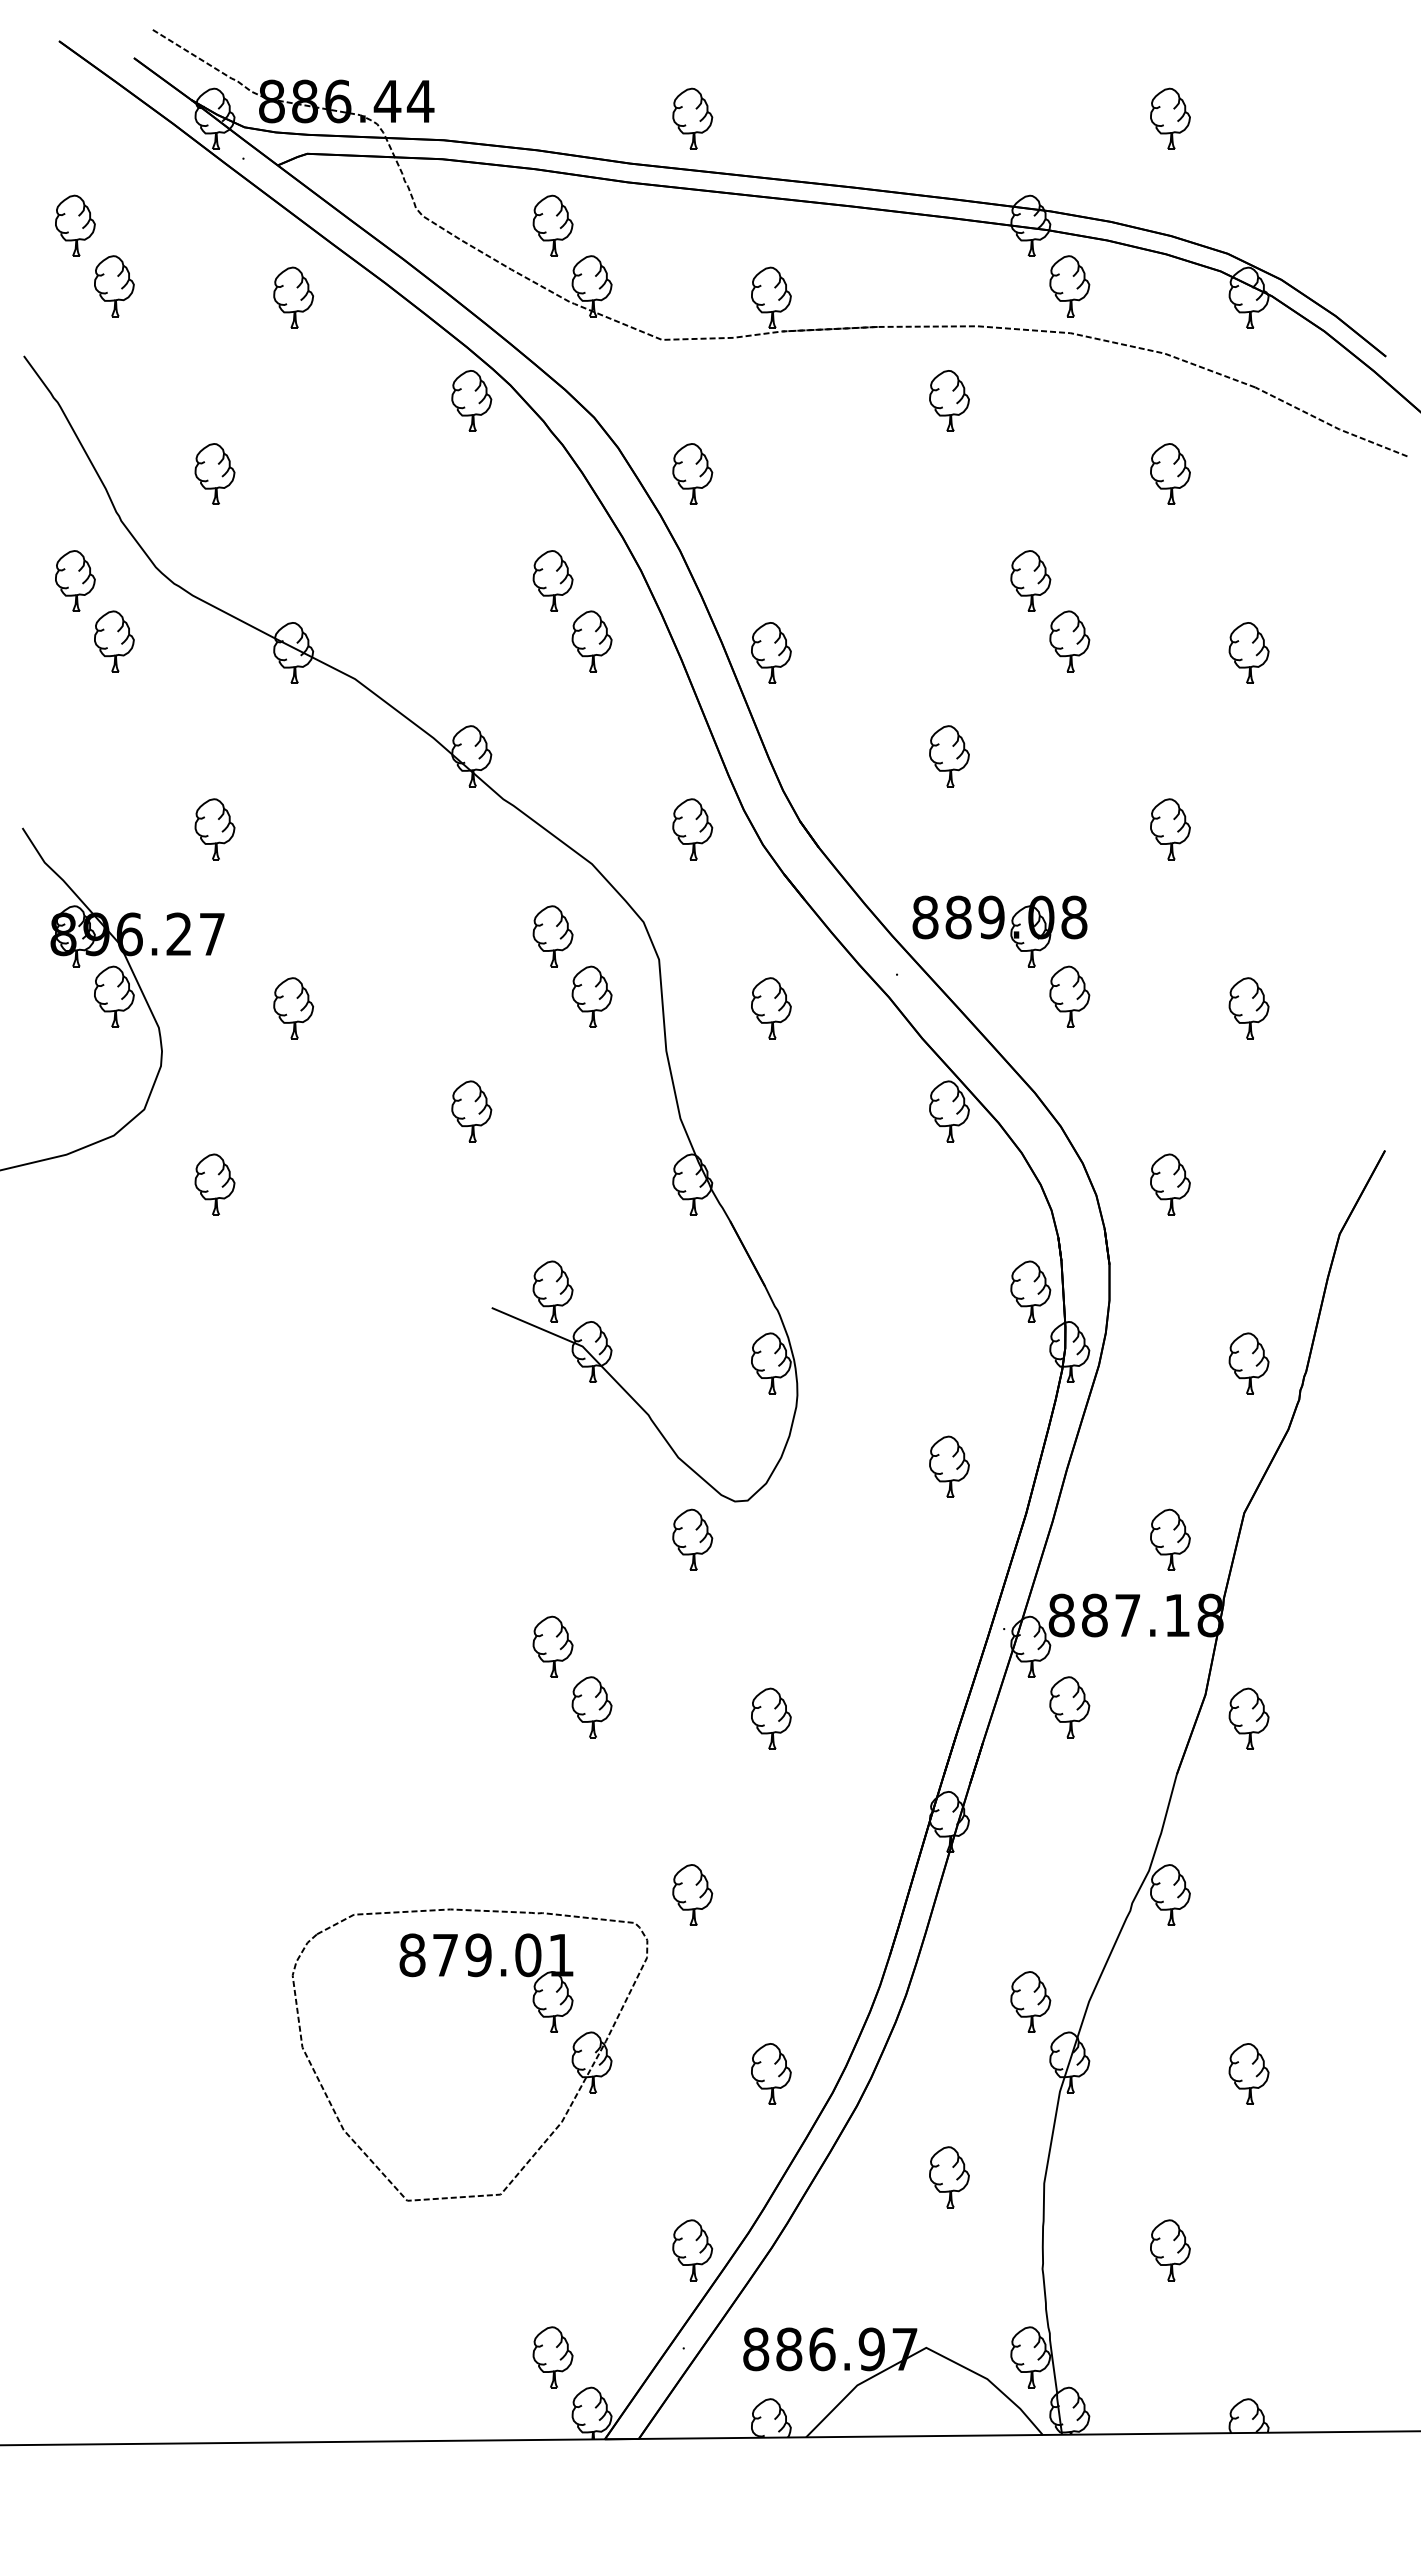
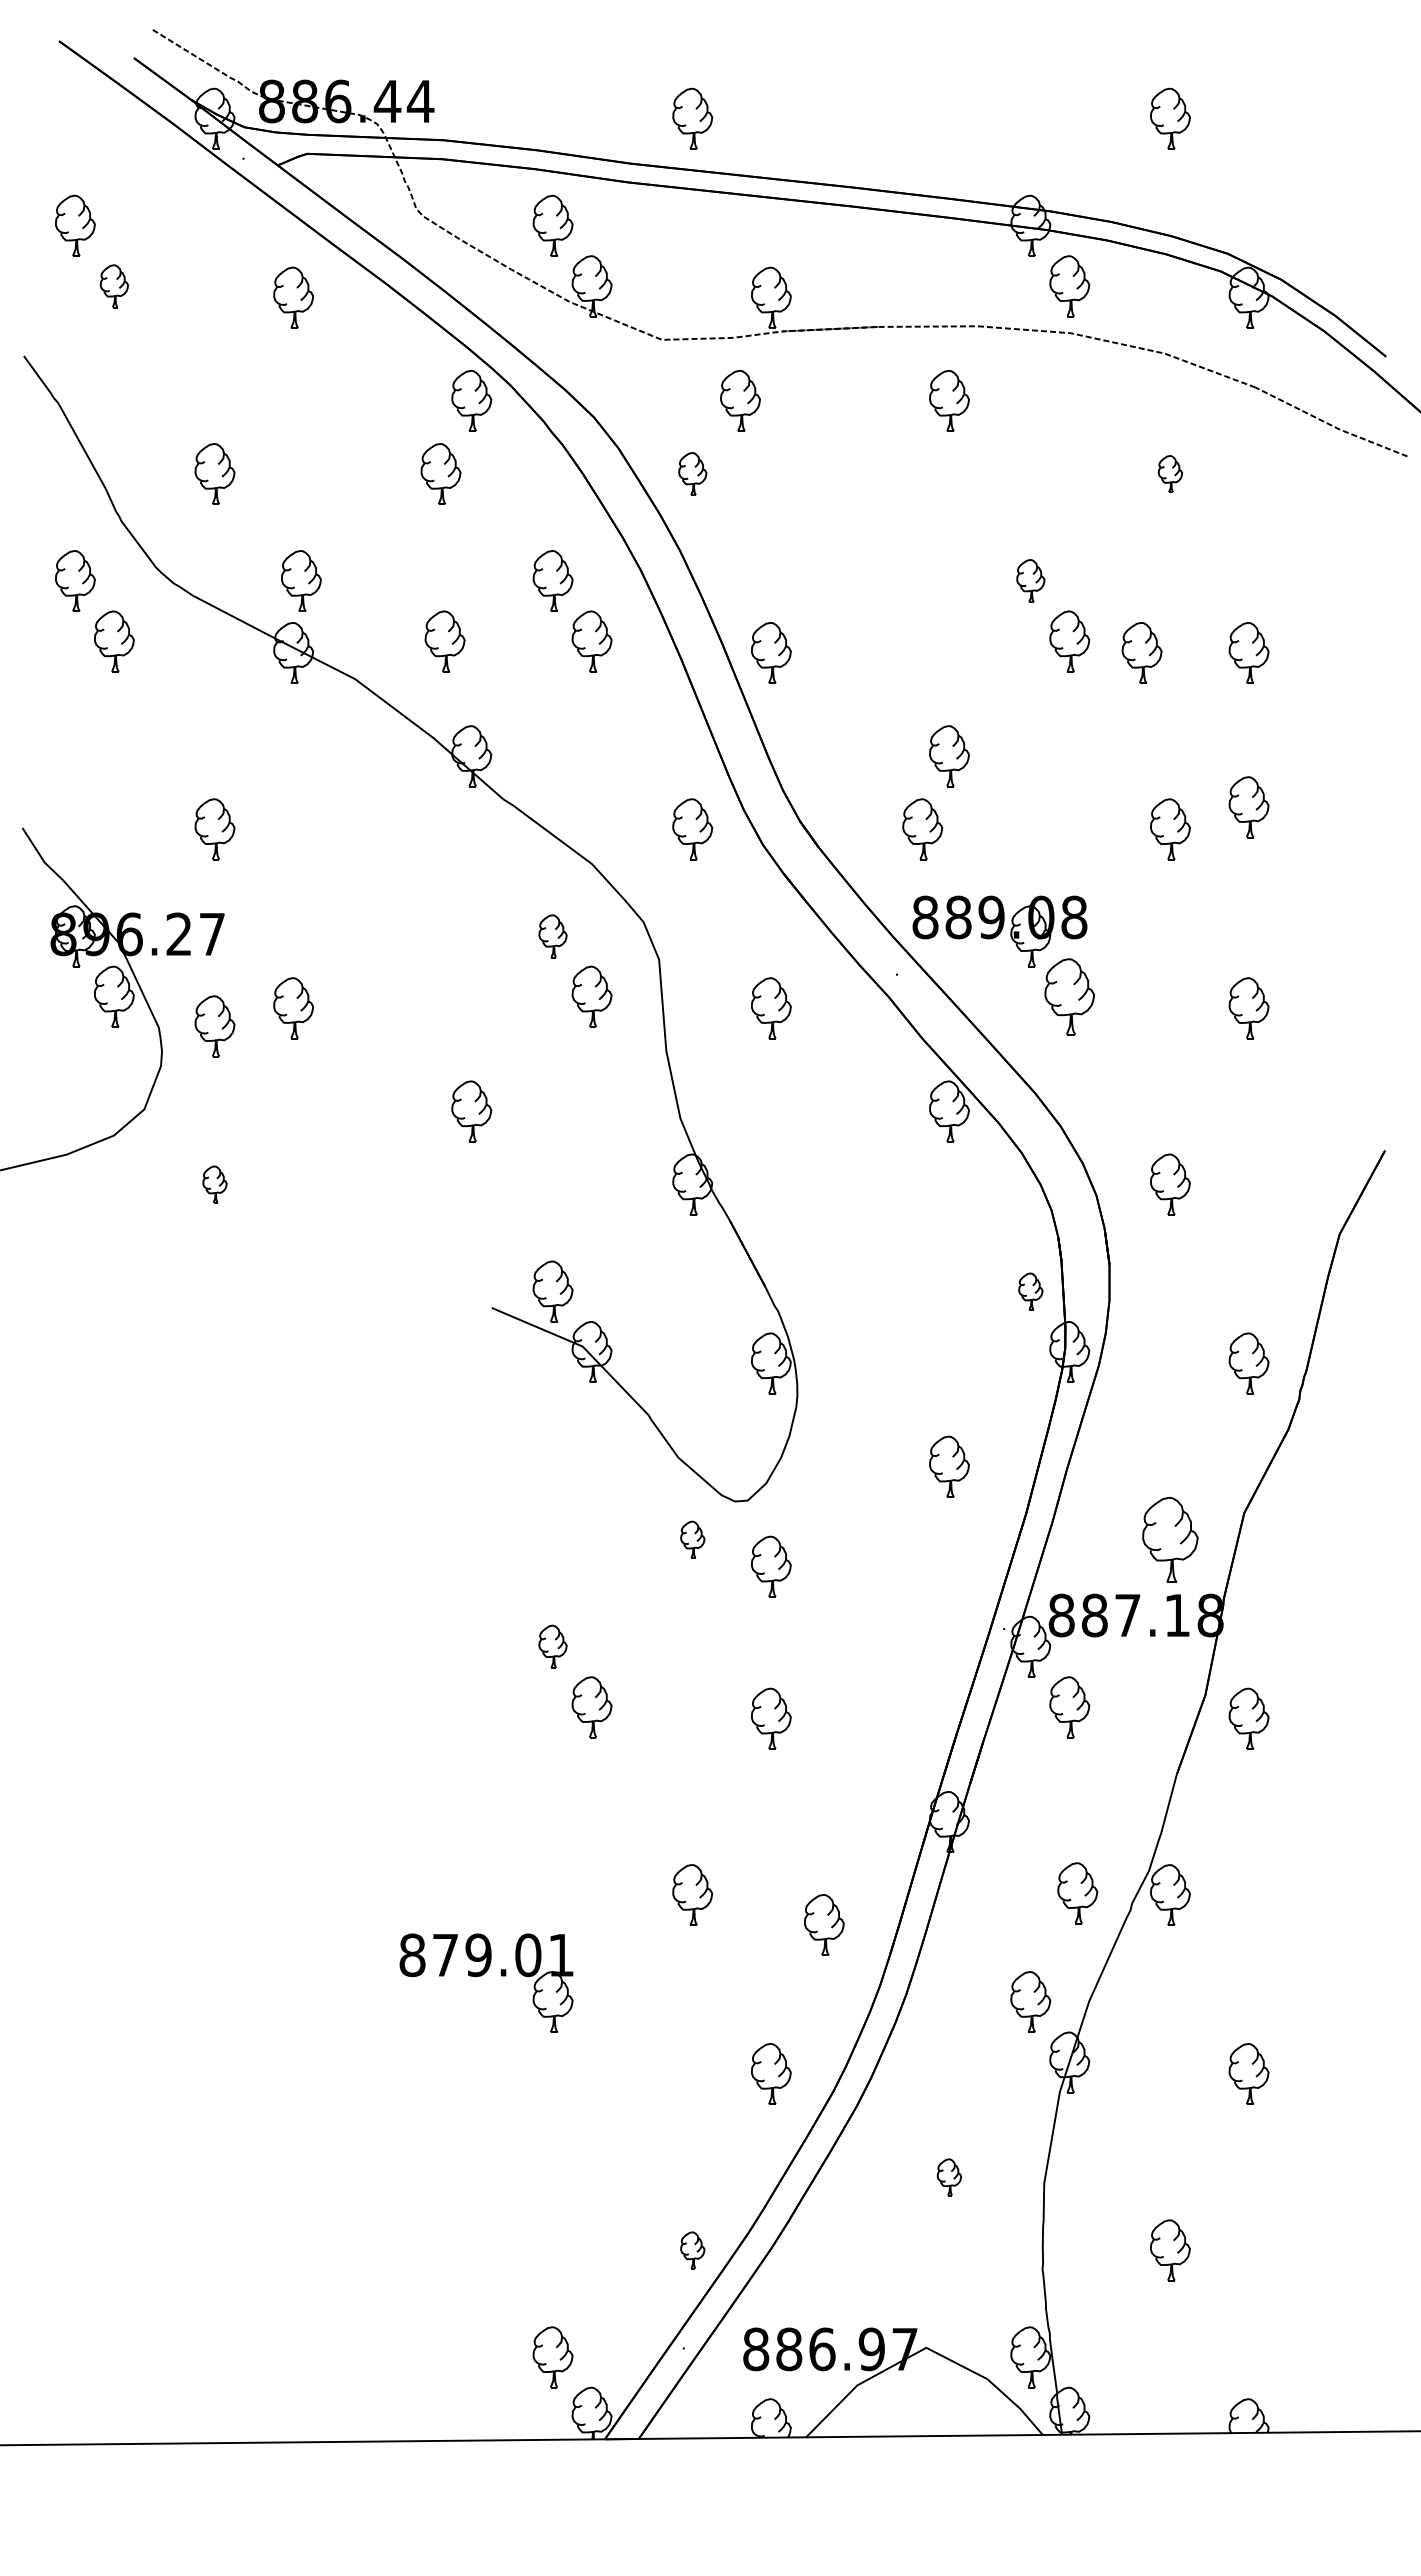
part size: 41x63 px -> 30x45 px (113, 286)
part: none -> present (740, 400)
part: none -> present (440, 473)
part size: 42x62 px -> 30x44 px (692, 473)
part size: 41x62 px -> 27x38 px (1170, 473)
part: none -> present (301, 580)
part size: 42x62 px -> 30x44 px (1030, 580)
part: none -> present (444, 641)
part: none -> present (1141, 652)
part: none -> present (1248, 807)
part: none -> present (922, 829)
part size: 42x63 px -> 30x45 px (552, 936)
part size: 42x63 px -> 51x78 px (1069, 996)
part: none -> present (214, 1026)
part size: 42x63 px -> 26x39 px (214, 1184)
part size: 42x63 px -> 26x39 px (1030, 1291)
part size: 42x63 px -> 26x39 px (692, 1539)
part size: 41x63 px -> 57x87 px (1170, 1539)
part: none -> present (771, 1566)
part size: 42x63 px -> 30x45 px (552, 1646)
part: none -> present (1077, 1893)
part: none -> present (824, 1924)
part: present -> none (571, 2057)
part size: 41x63 px -> 27x39 px (949, 2177)
part size: 42x63 px -> 26x39 px (692, 2250)
